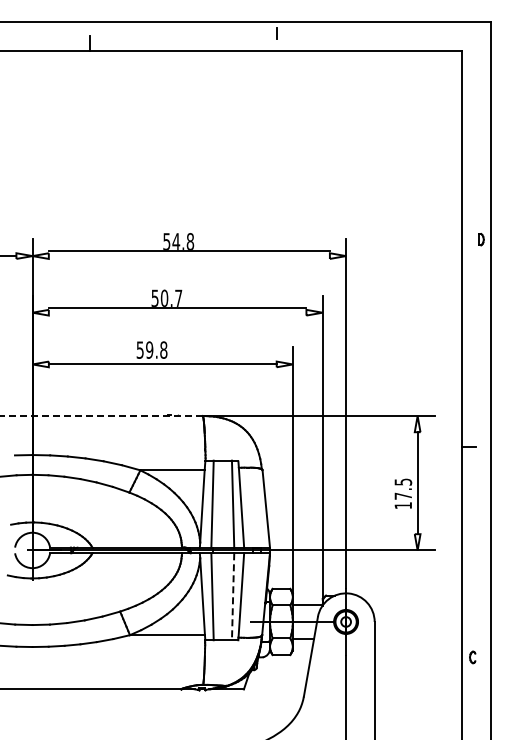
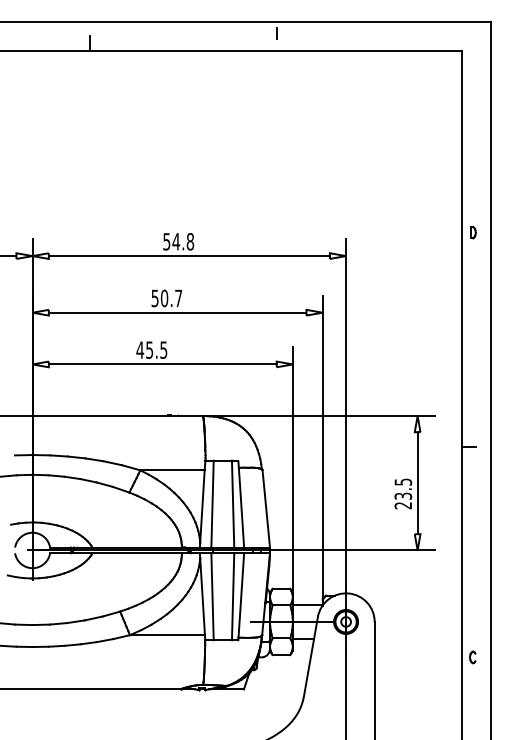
part position: (481, 239) -> (473, 232) (473, 232)
line position: (188, 251) -> (188, 256) (188, 256)
line position: (177, 307) -> (177, 312) (177, 312)
text: 59.8 -> 45.5 (151, 349)
line: dashed -> solid (101, 416)
text: 17.5 -> 23.5 (403, 500)
line: dashed -> solid (233, 597)
